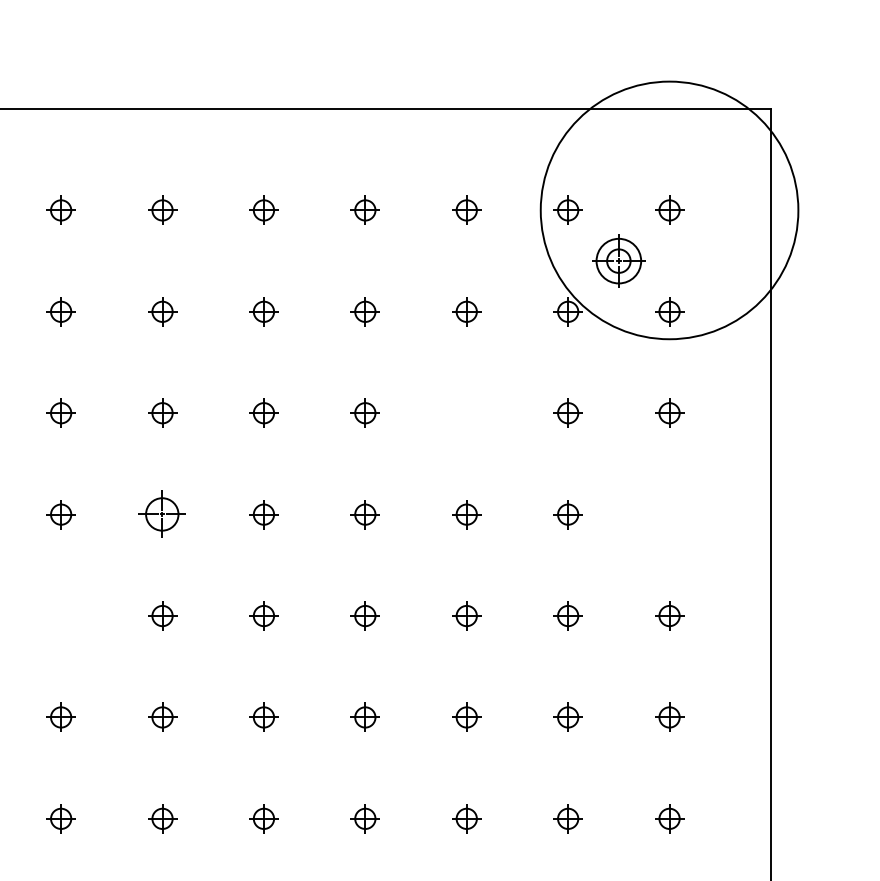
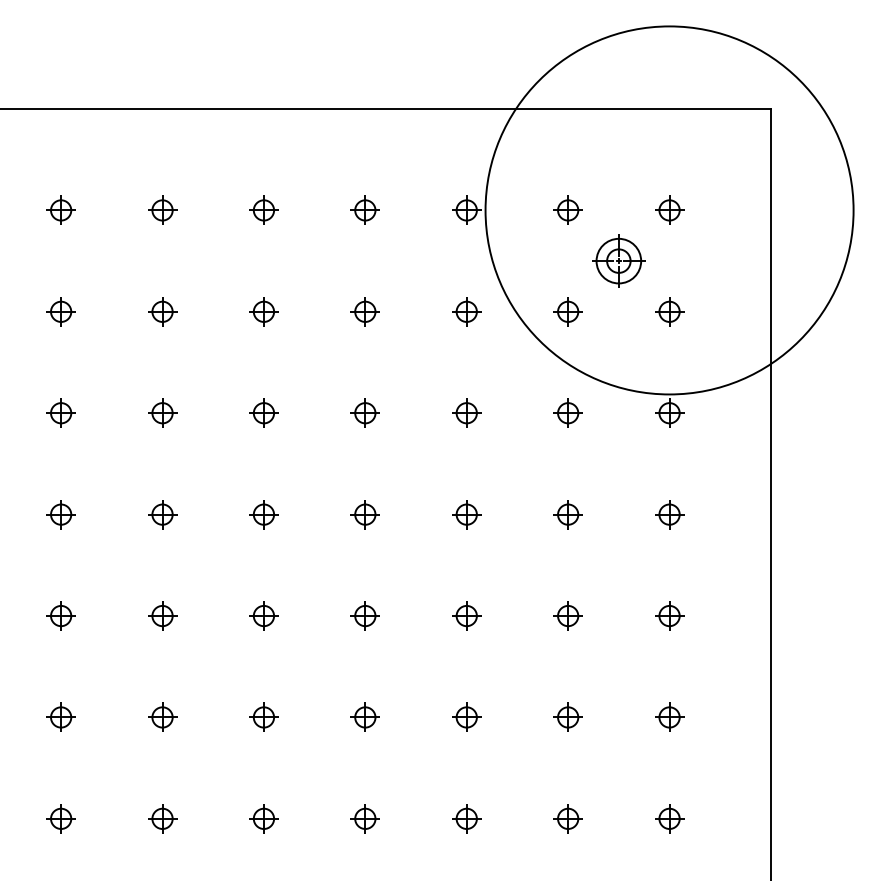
circle diameter: 258 px -> 368 px (669, 210)
part: none -> present (466, 412)
part size: 48x48 px -> 30x30 px (162, 514)
part: none -> present (669, 514)
part: none -> present (60, 615)
